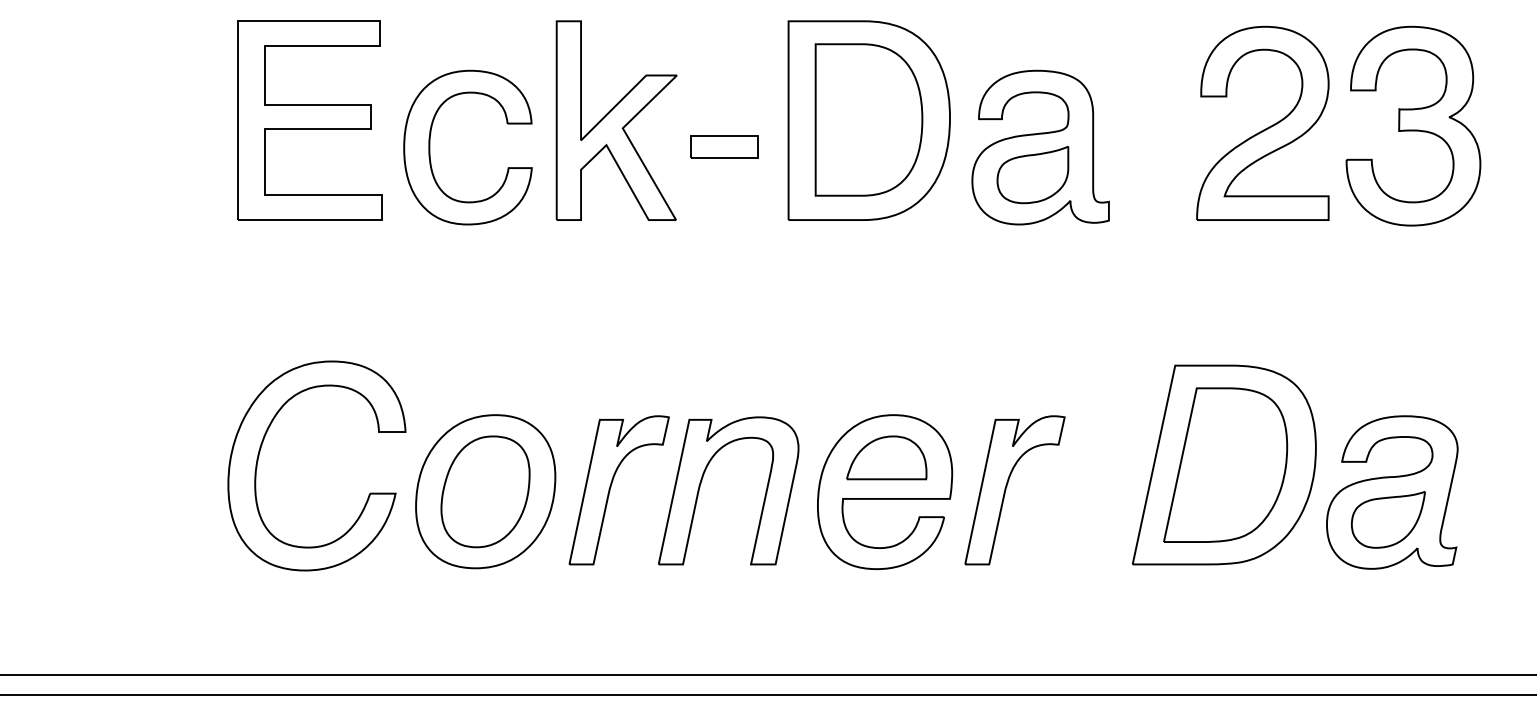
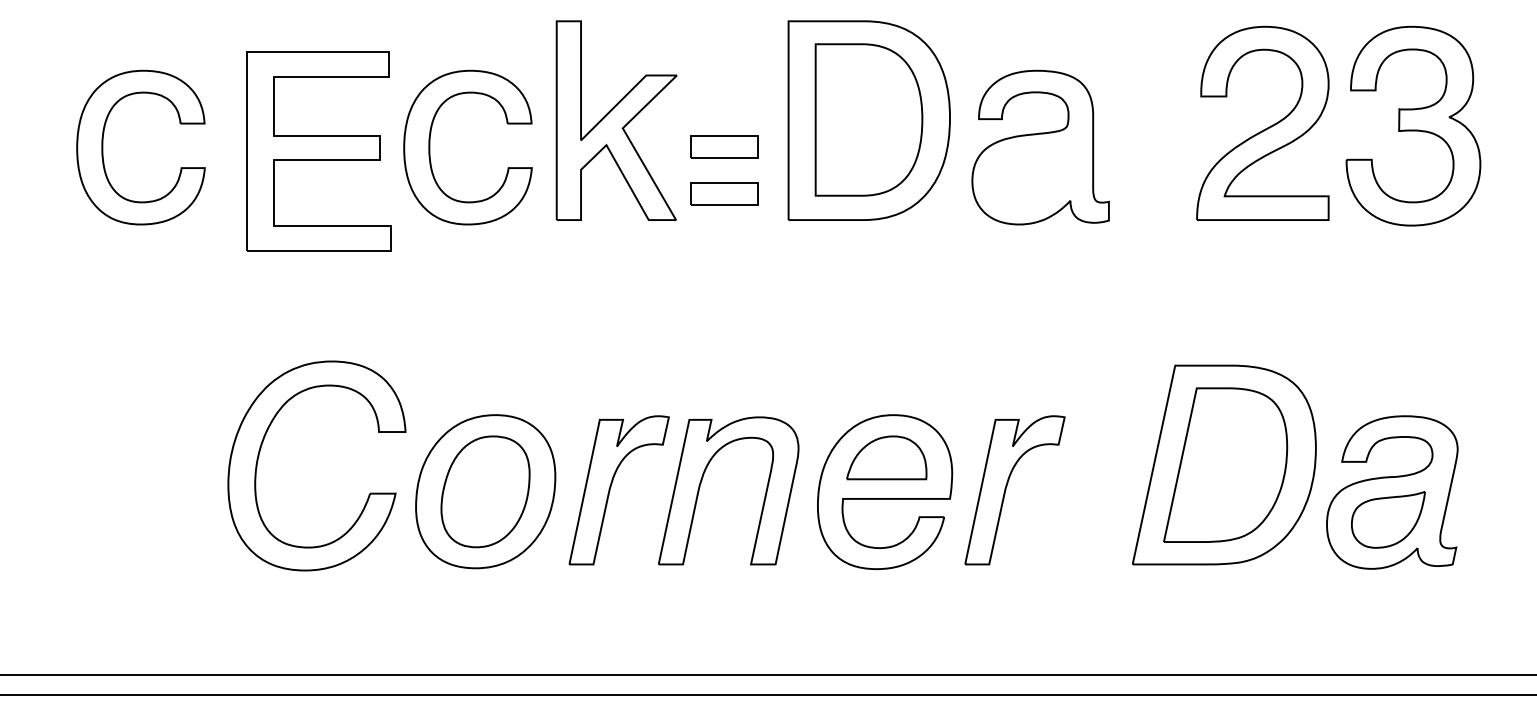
part position: (309, 120) -> (318, 151) (318, 151)
part: none -> present (103, 147)
part: present -> none (1032, 174)
part: none -> present (724, 193)
